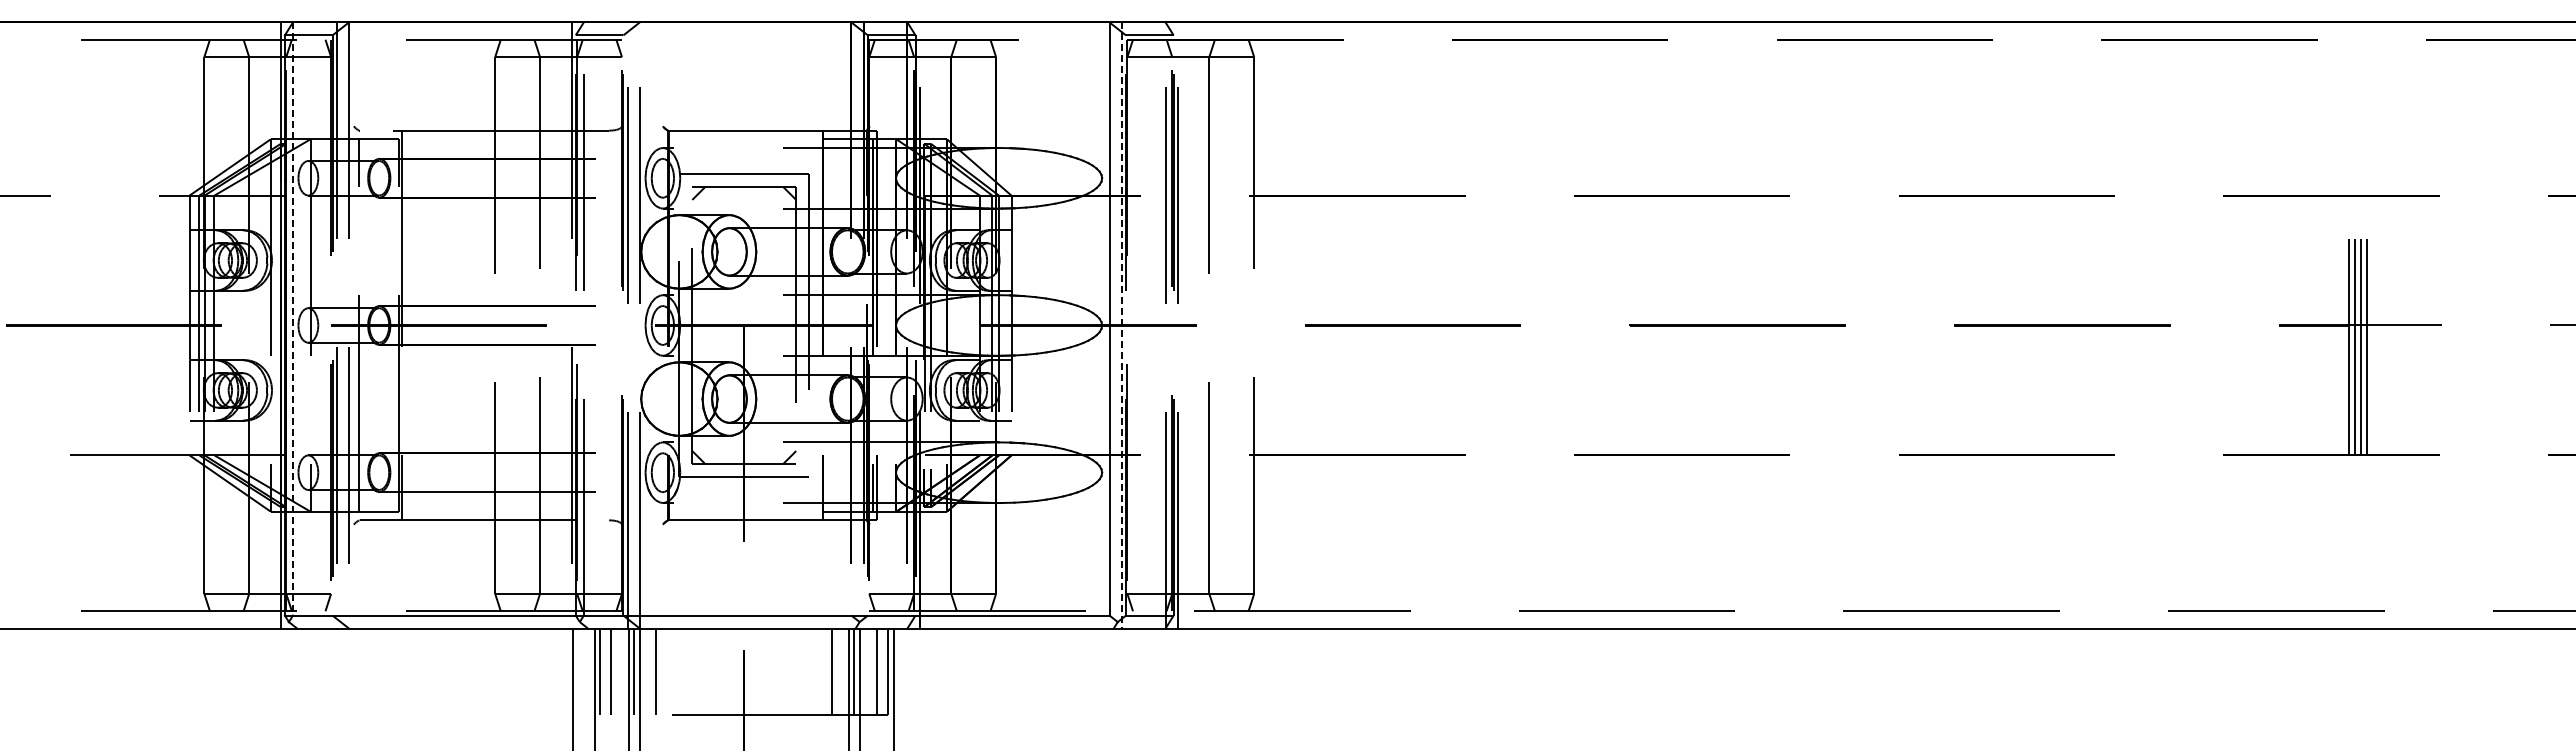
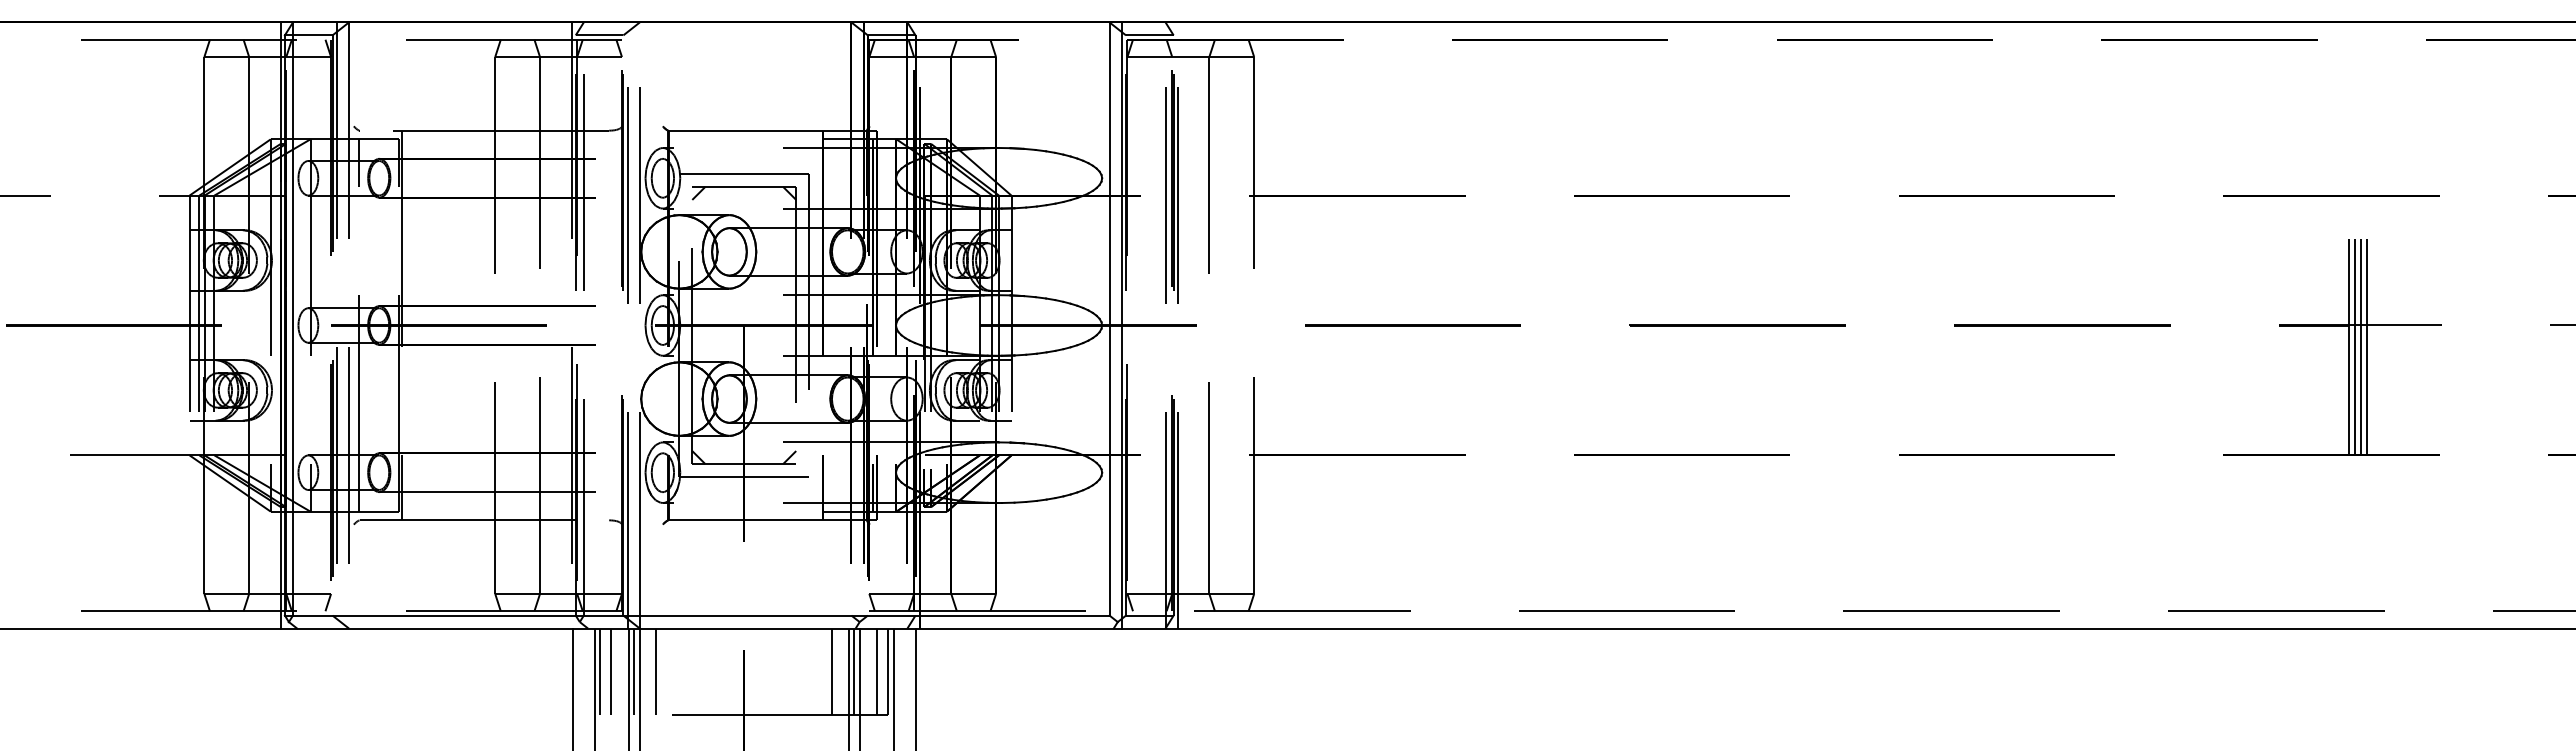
line: dashed -> solid (292, 319)
line: dashed -> solid (1121, 325)
line: none -> present (915, 687)
